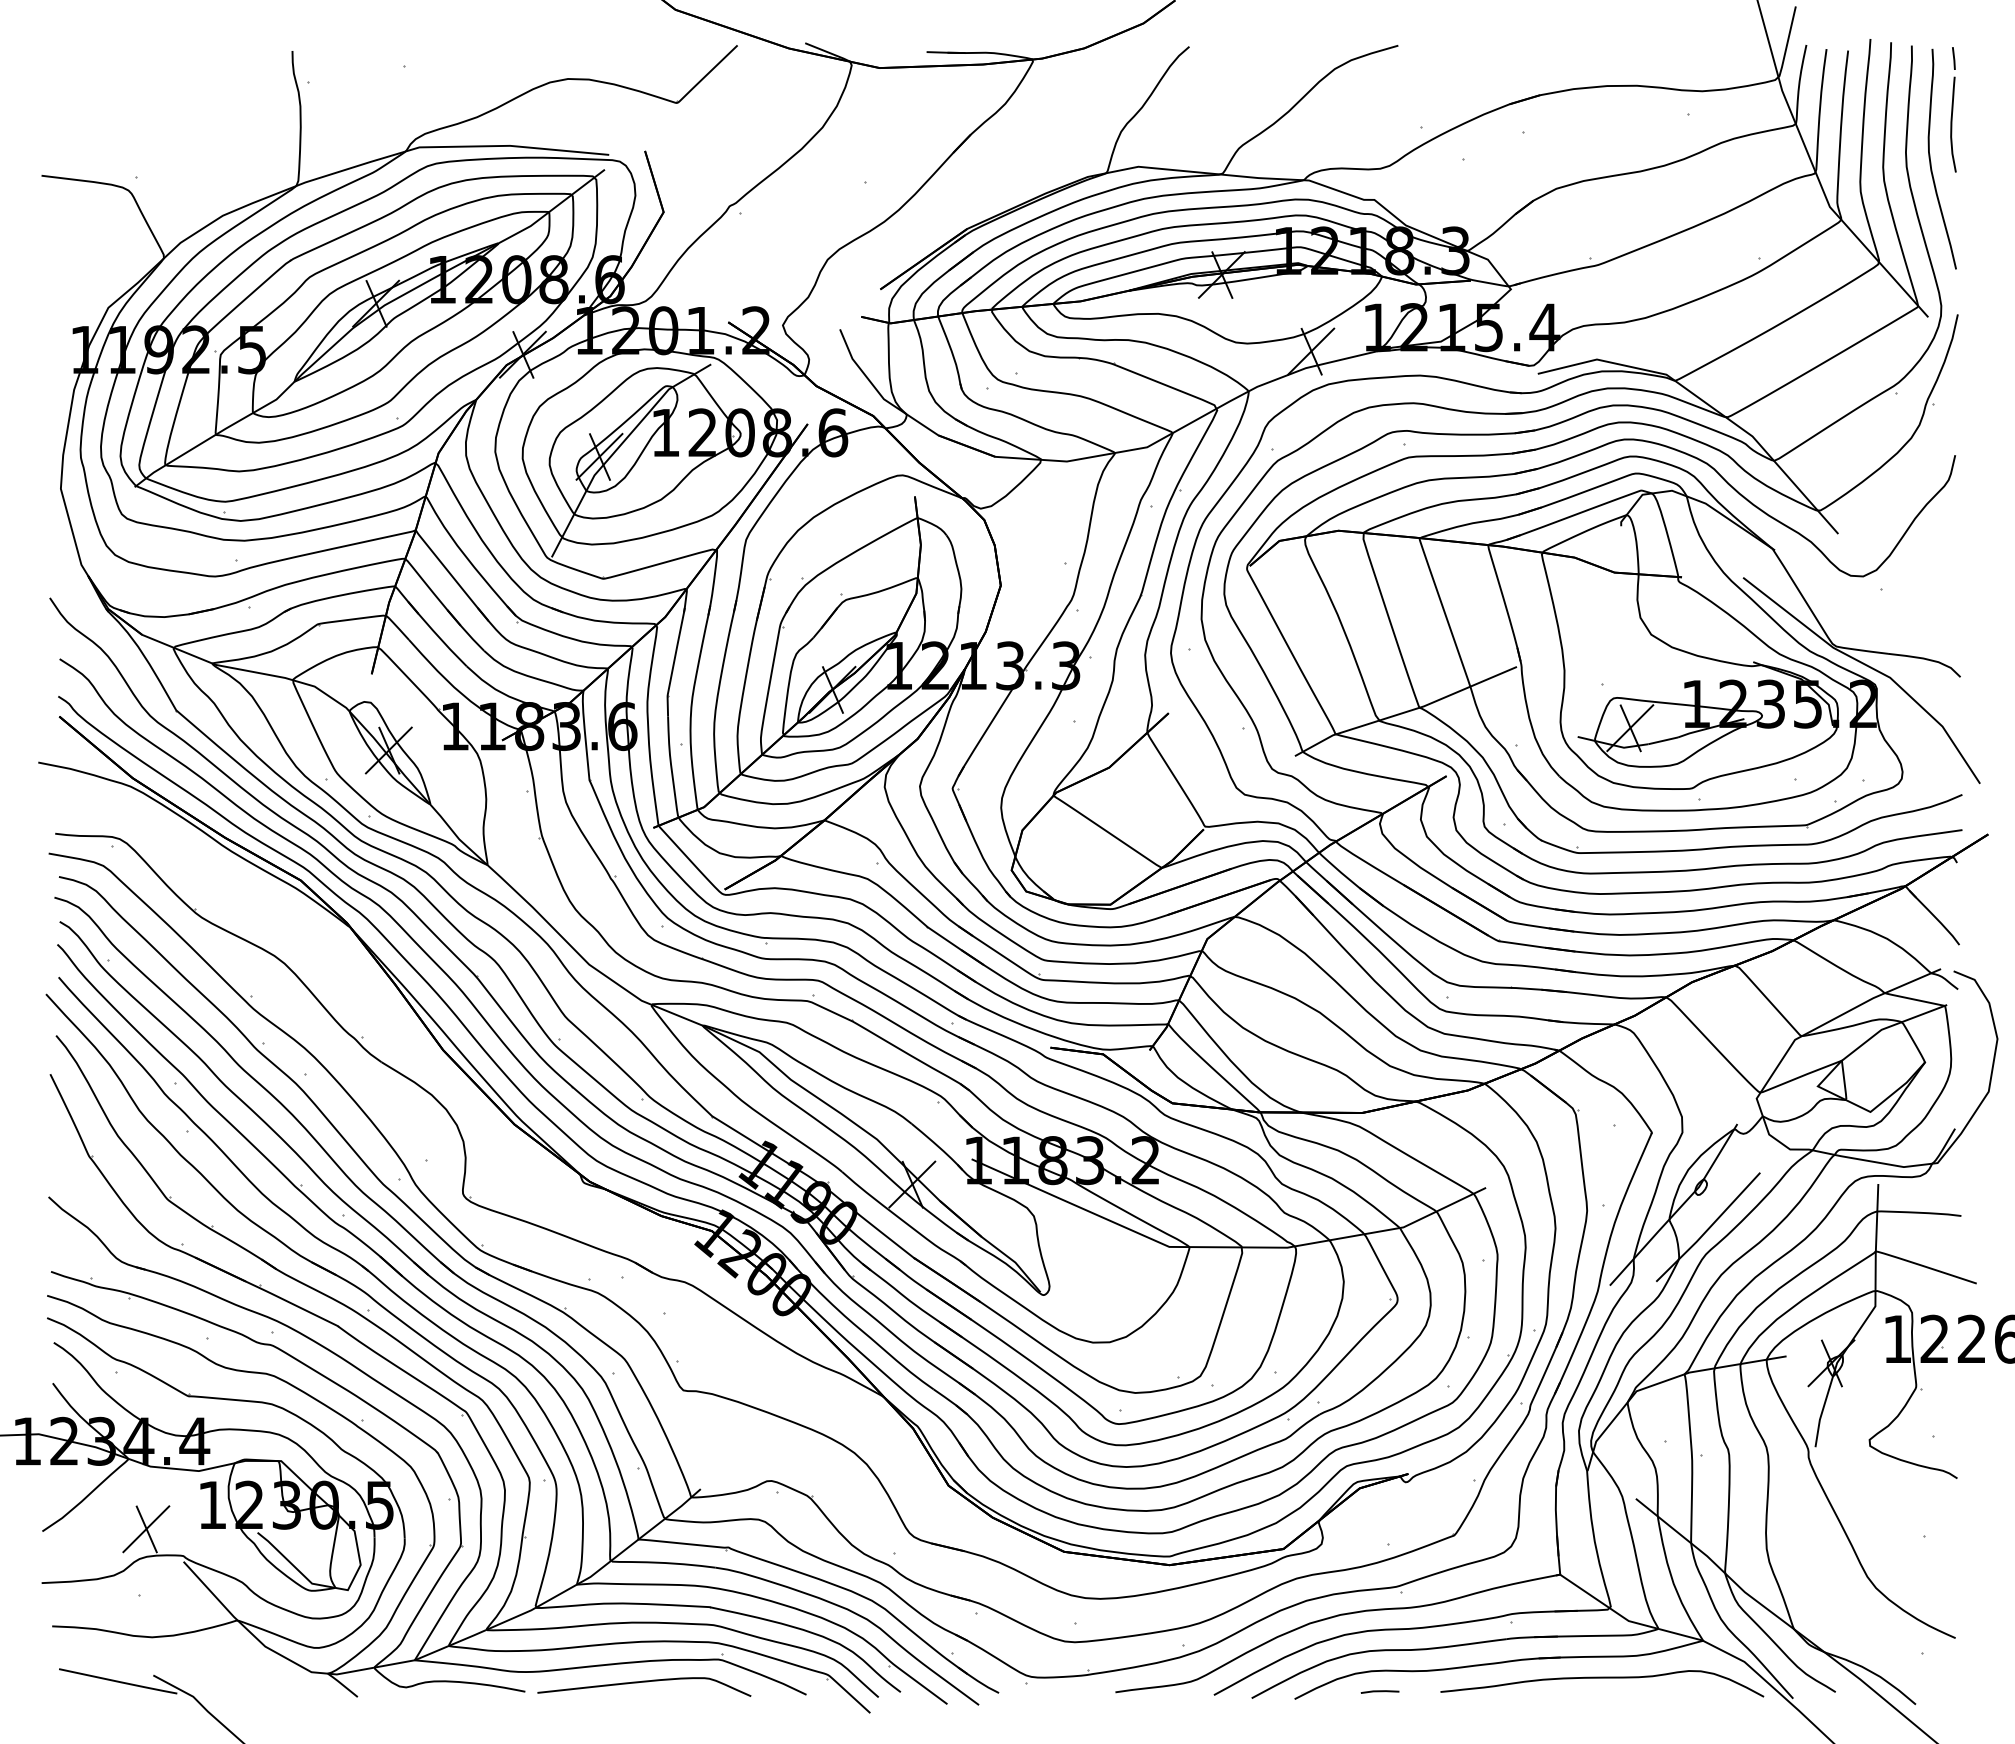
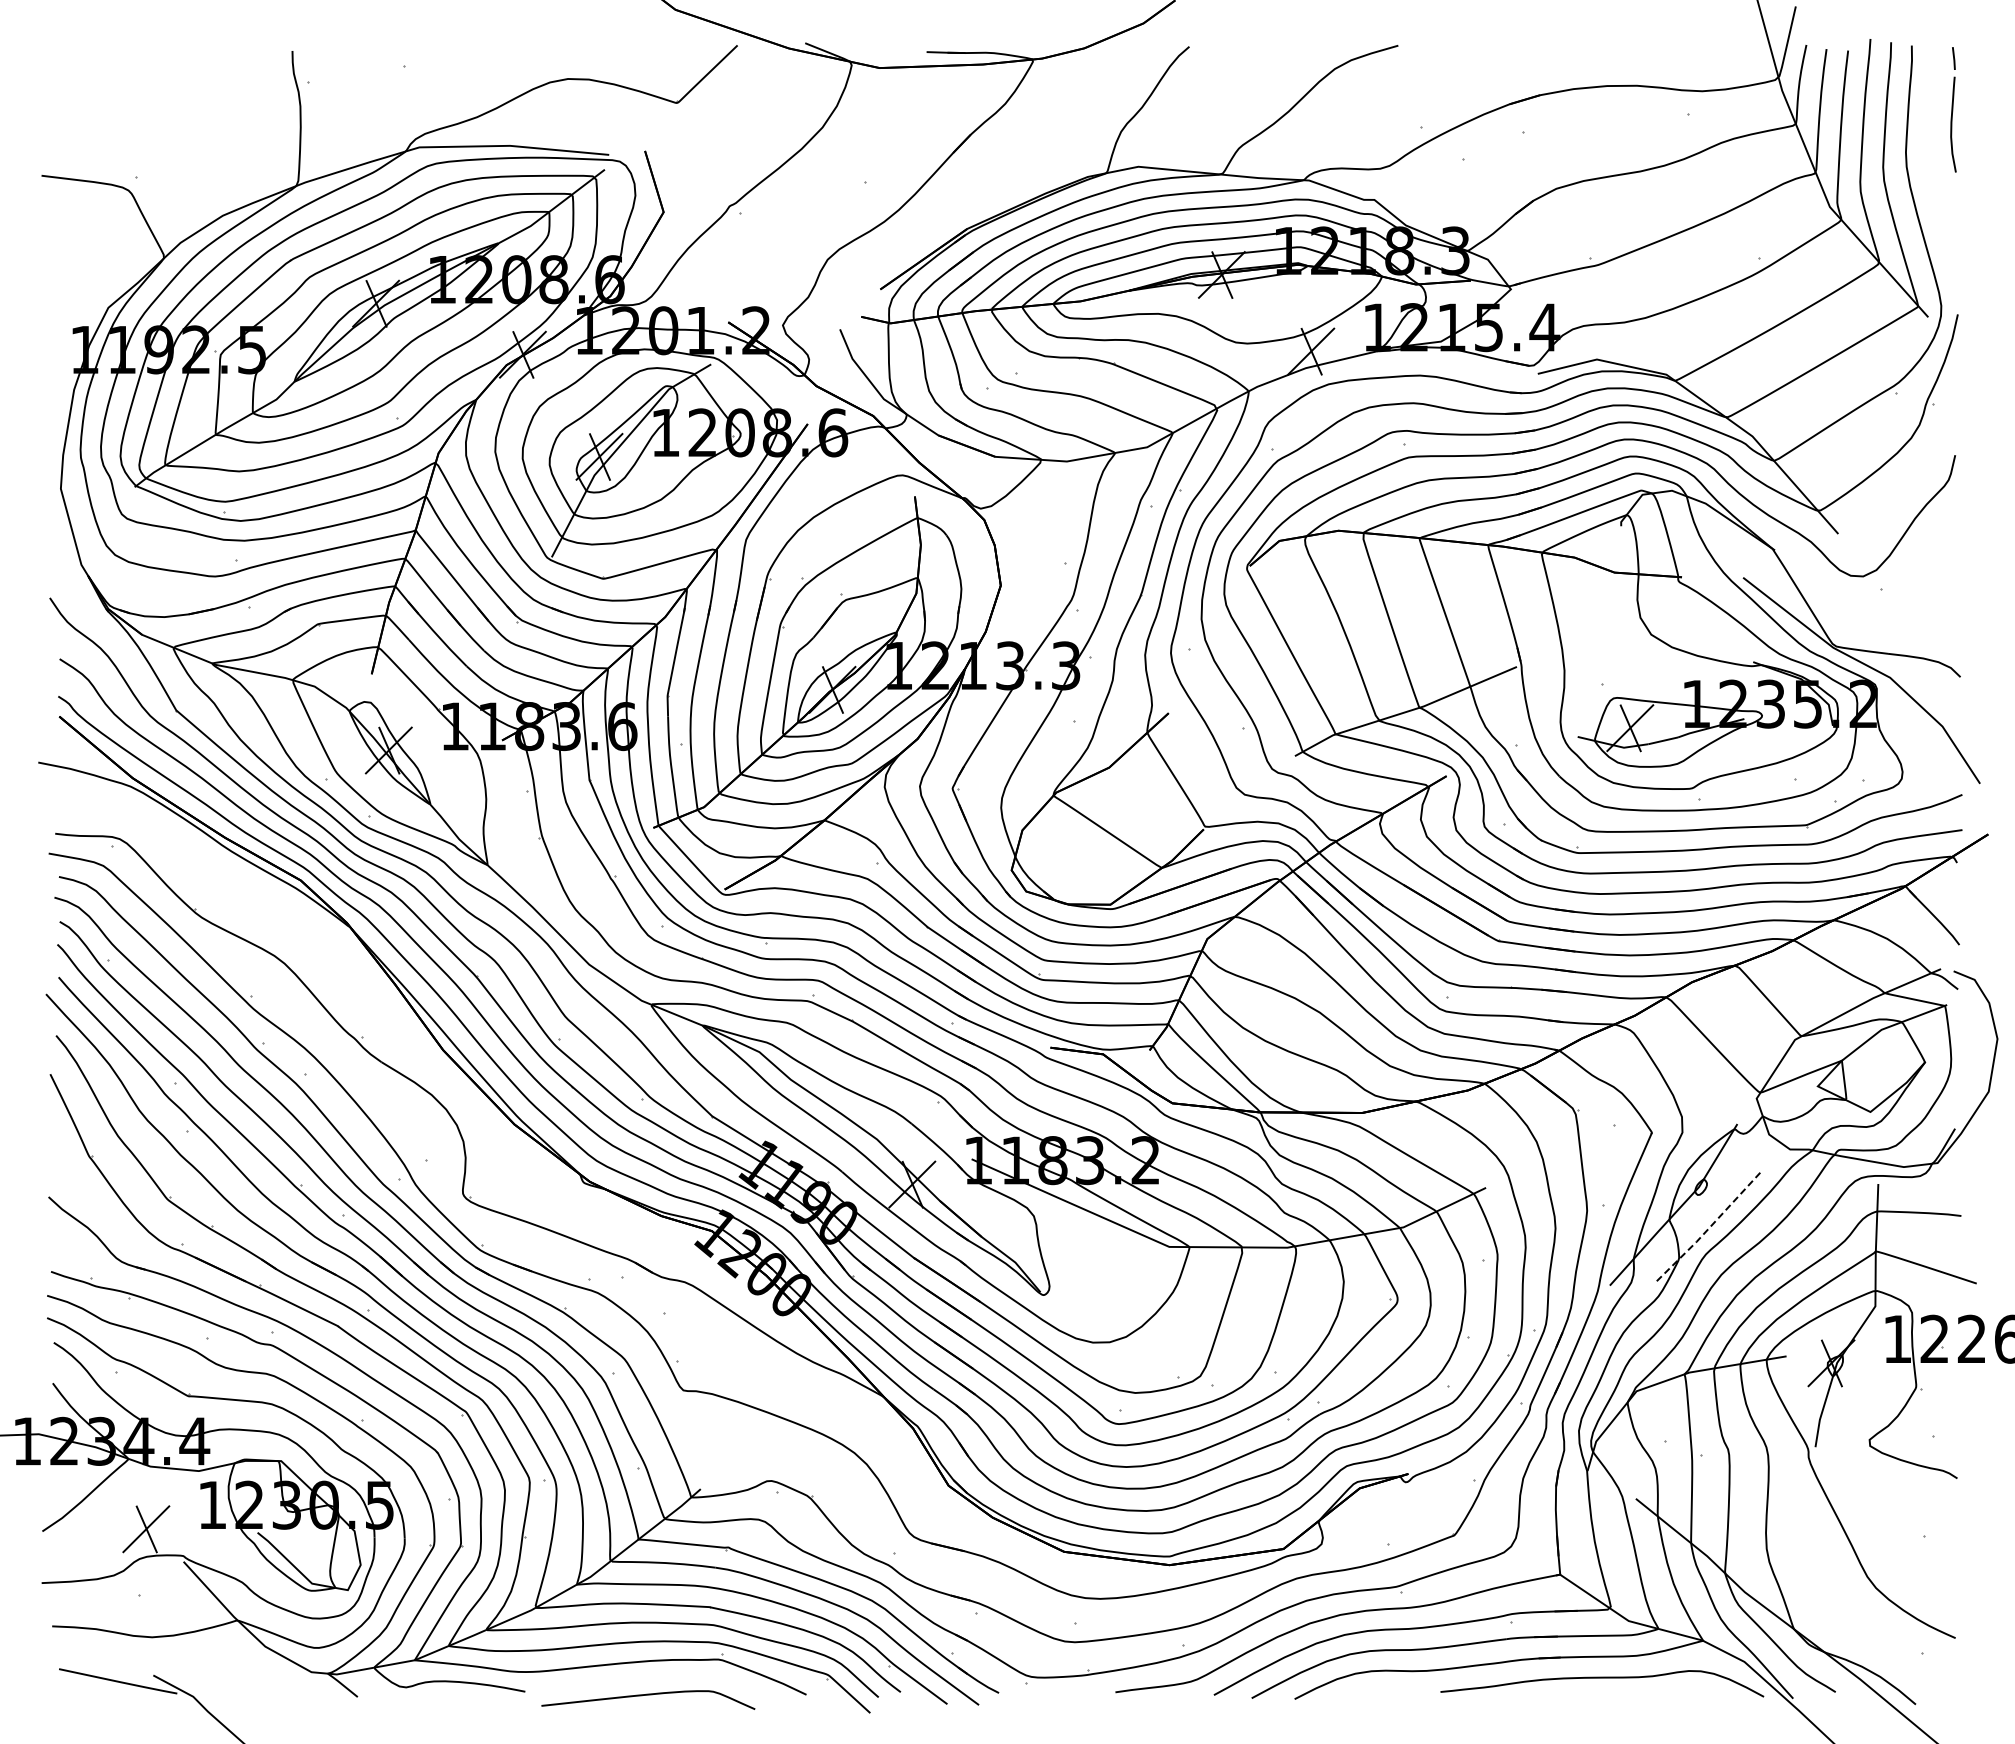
curve: present -> none (1931, 161)
line: solid -> dashed (1708, 1228)
curve position: (644, 1682) -> (648, 1695) (648, 1695)
line: present -> none (1379, 1691)
